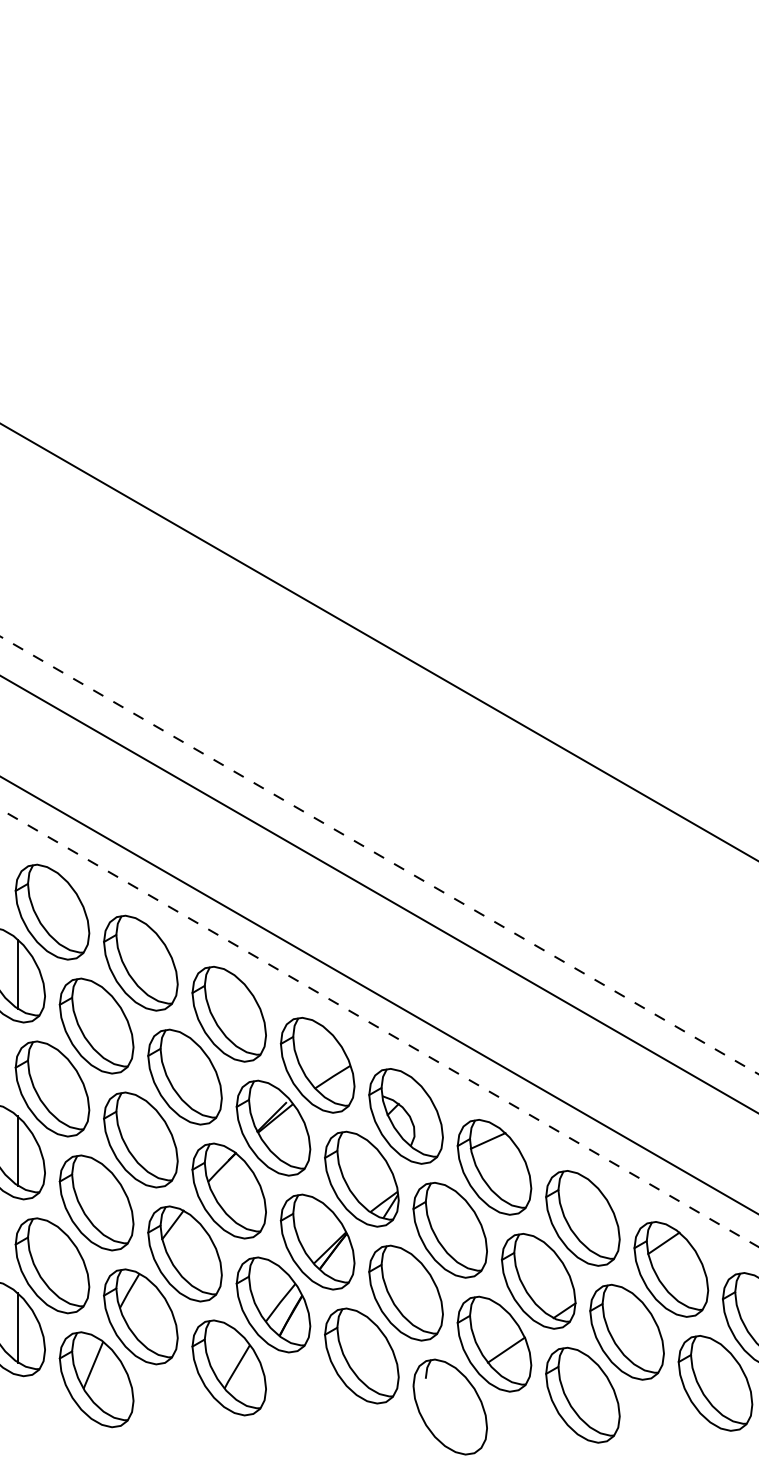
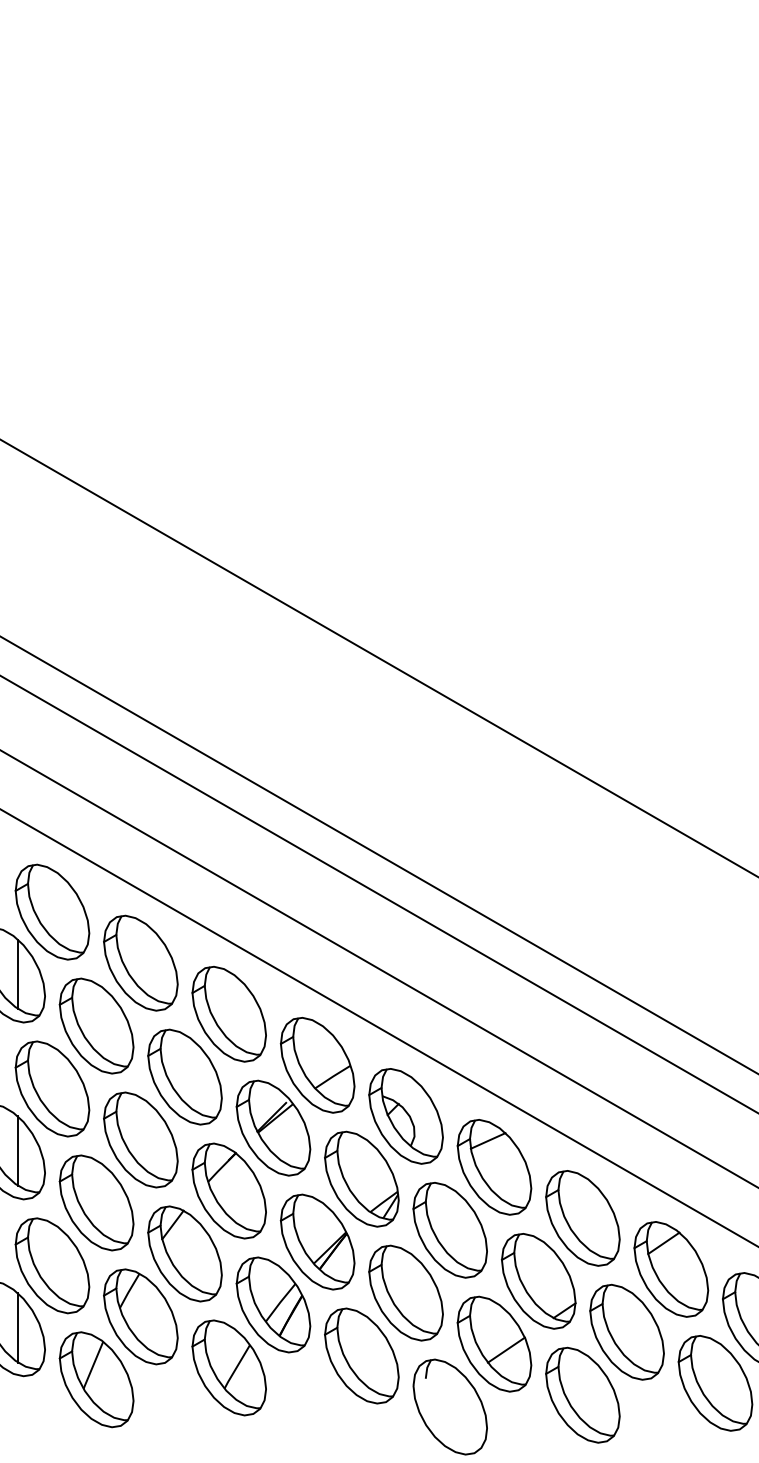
line position: (378, 641) -> (378, 657) (378, 657)
line: dashed -> solid (379, 855)
line position: (378, 995) -> (378, 968) (378, 968)
line: dashed -> solid (379, 1028)
